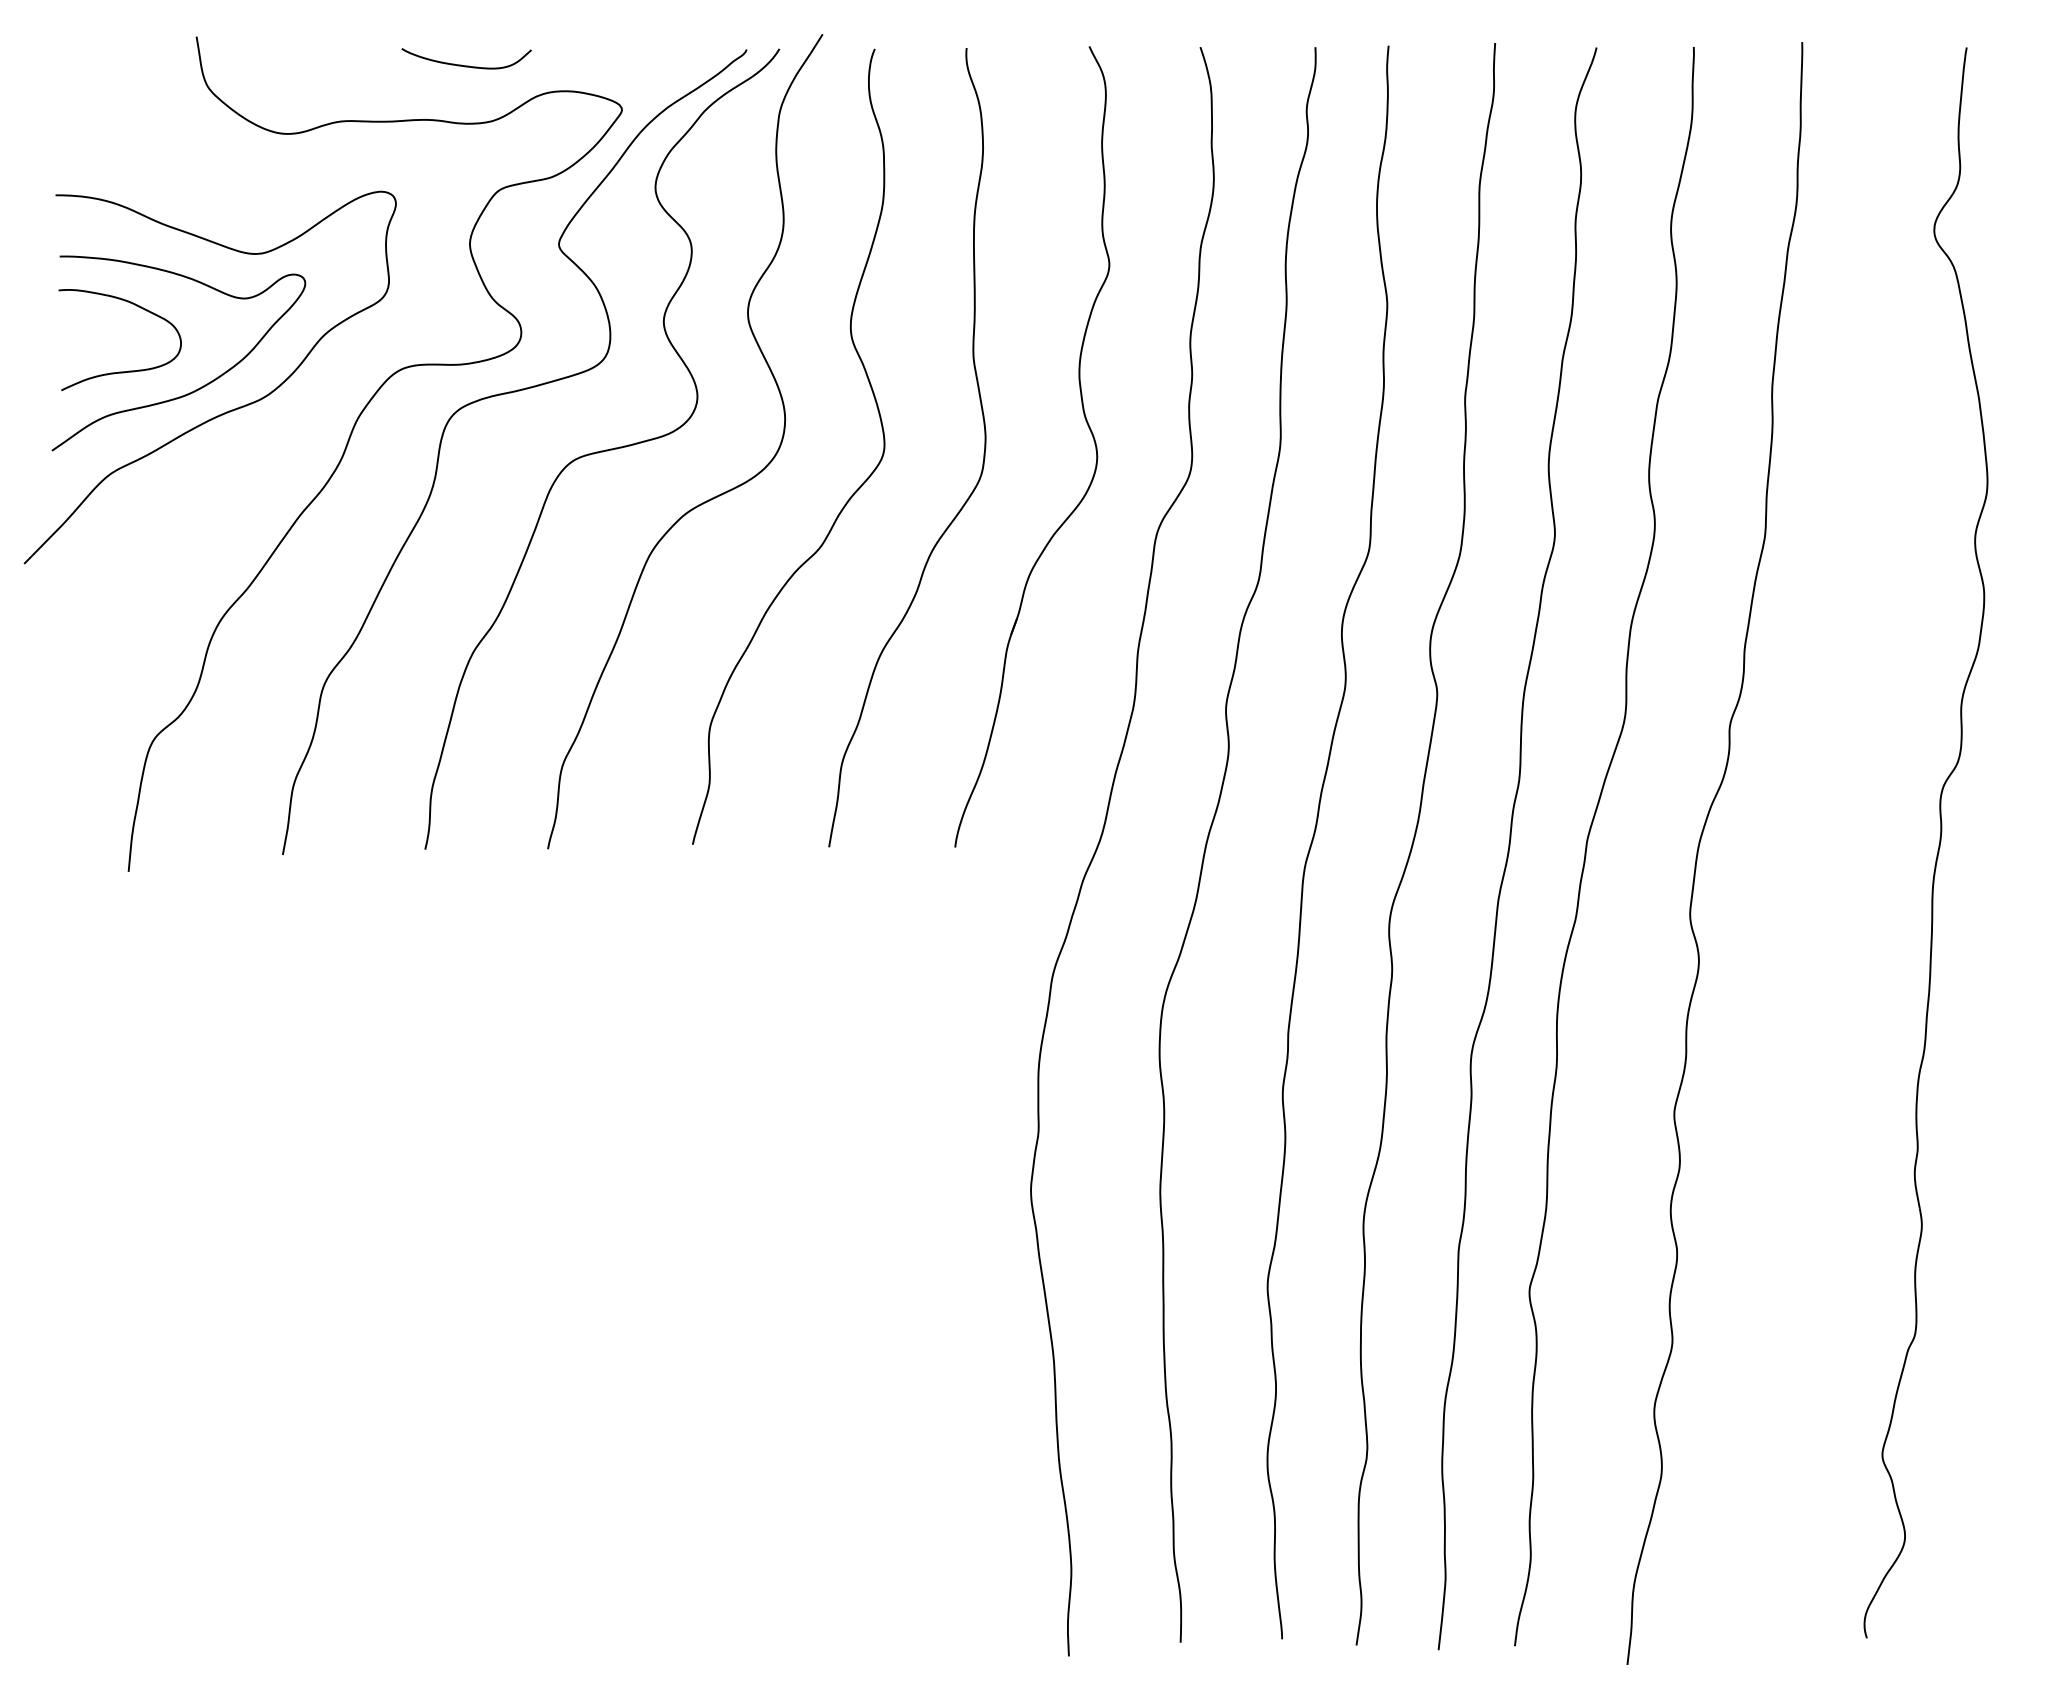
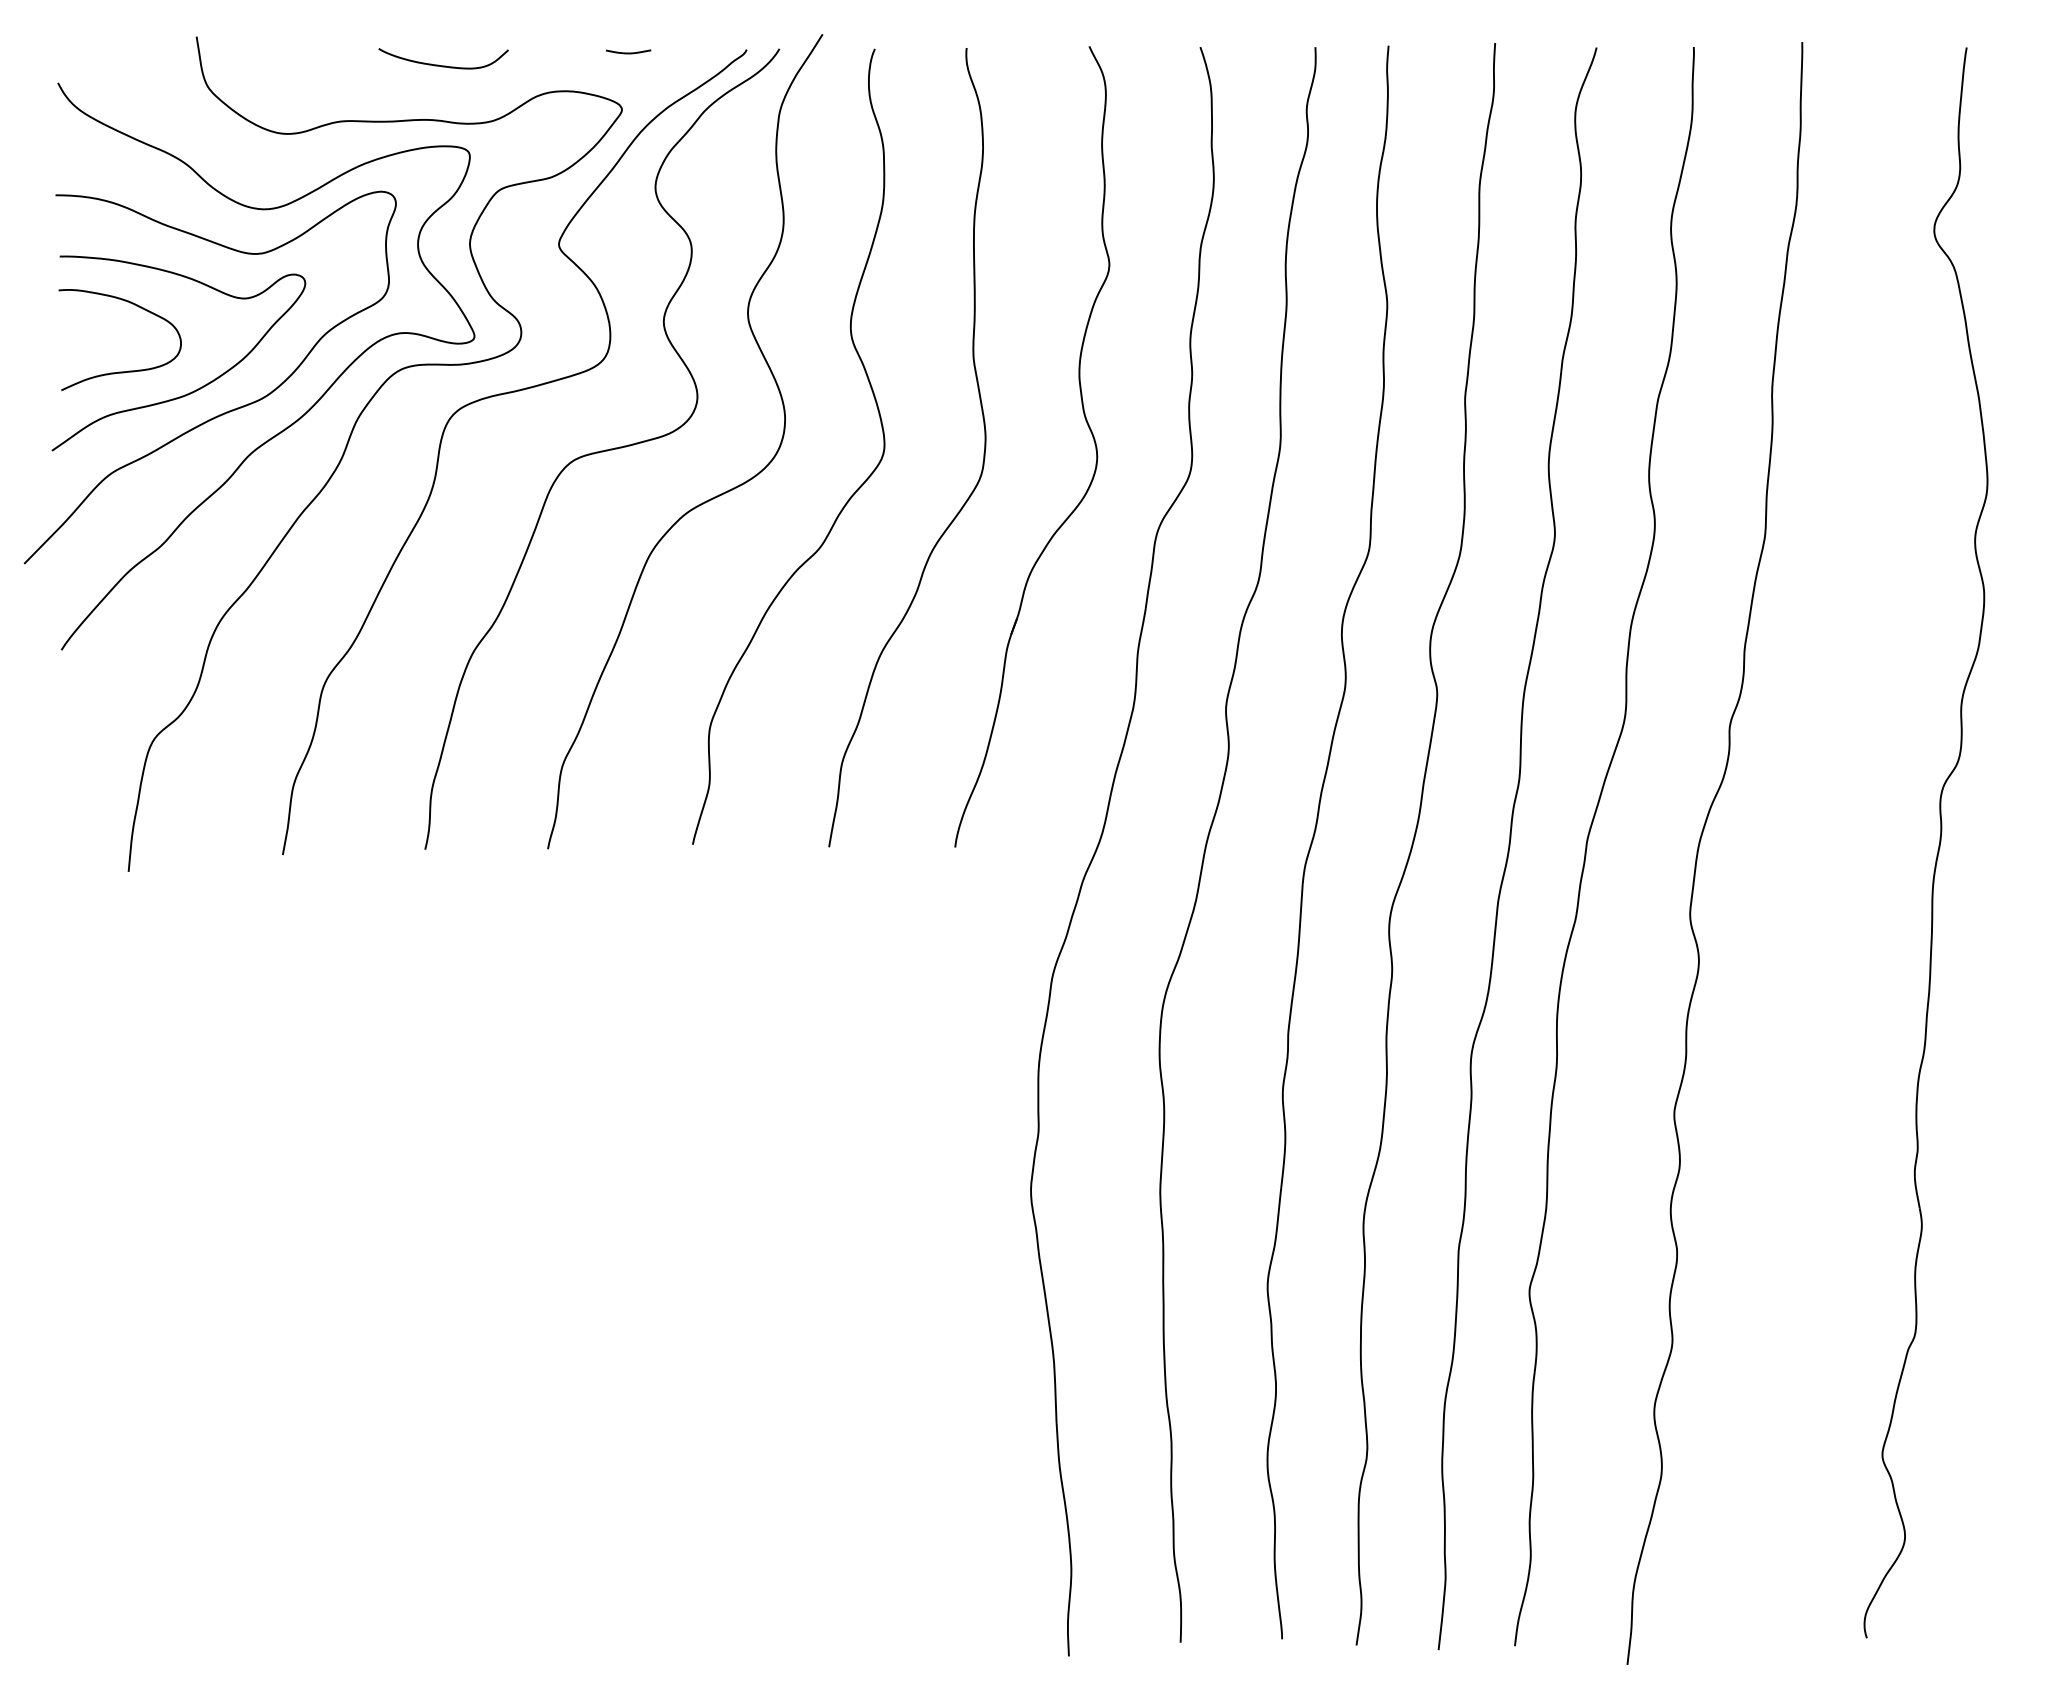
curve: none -> present (628, 52)
curve position: (466, 65) -> (443, 65) (443, 65)
curve: none -> present (309, 408)
